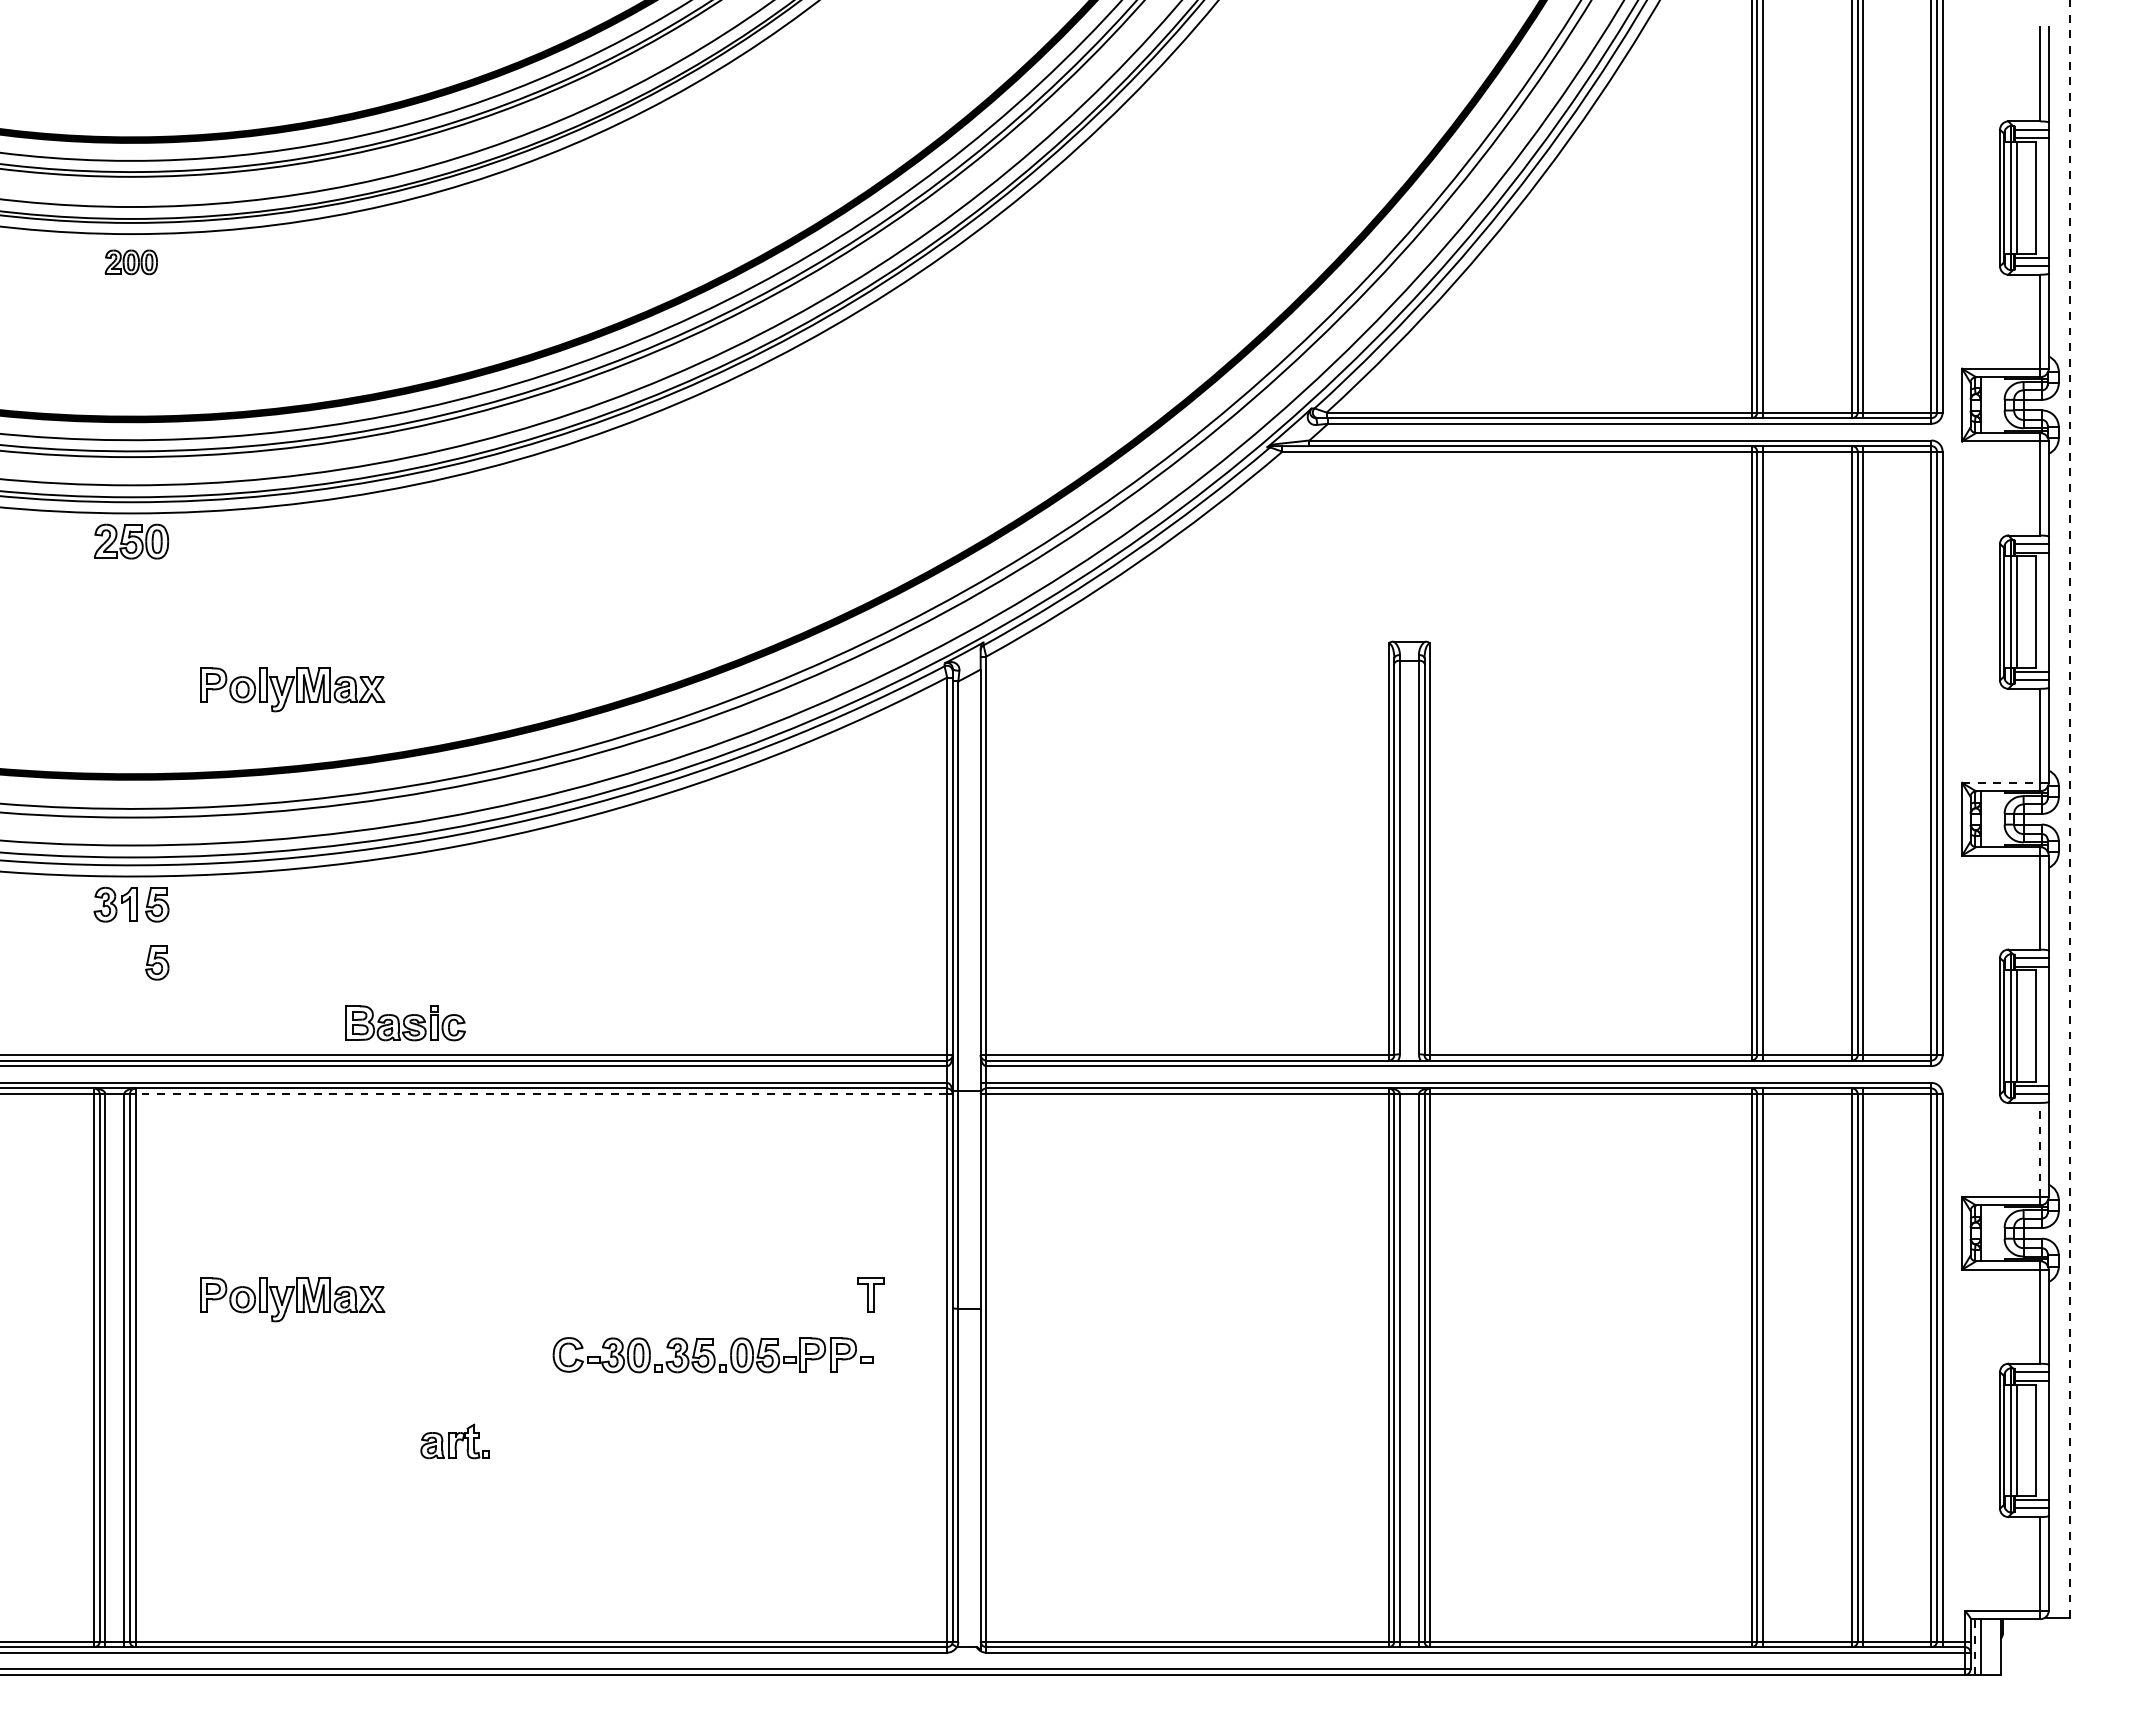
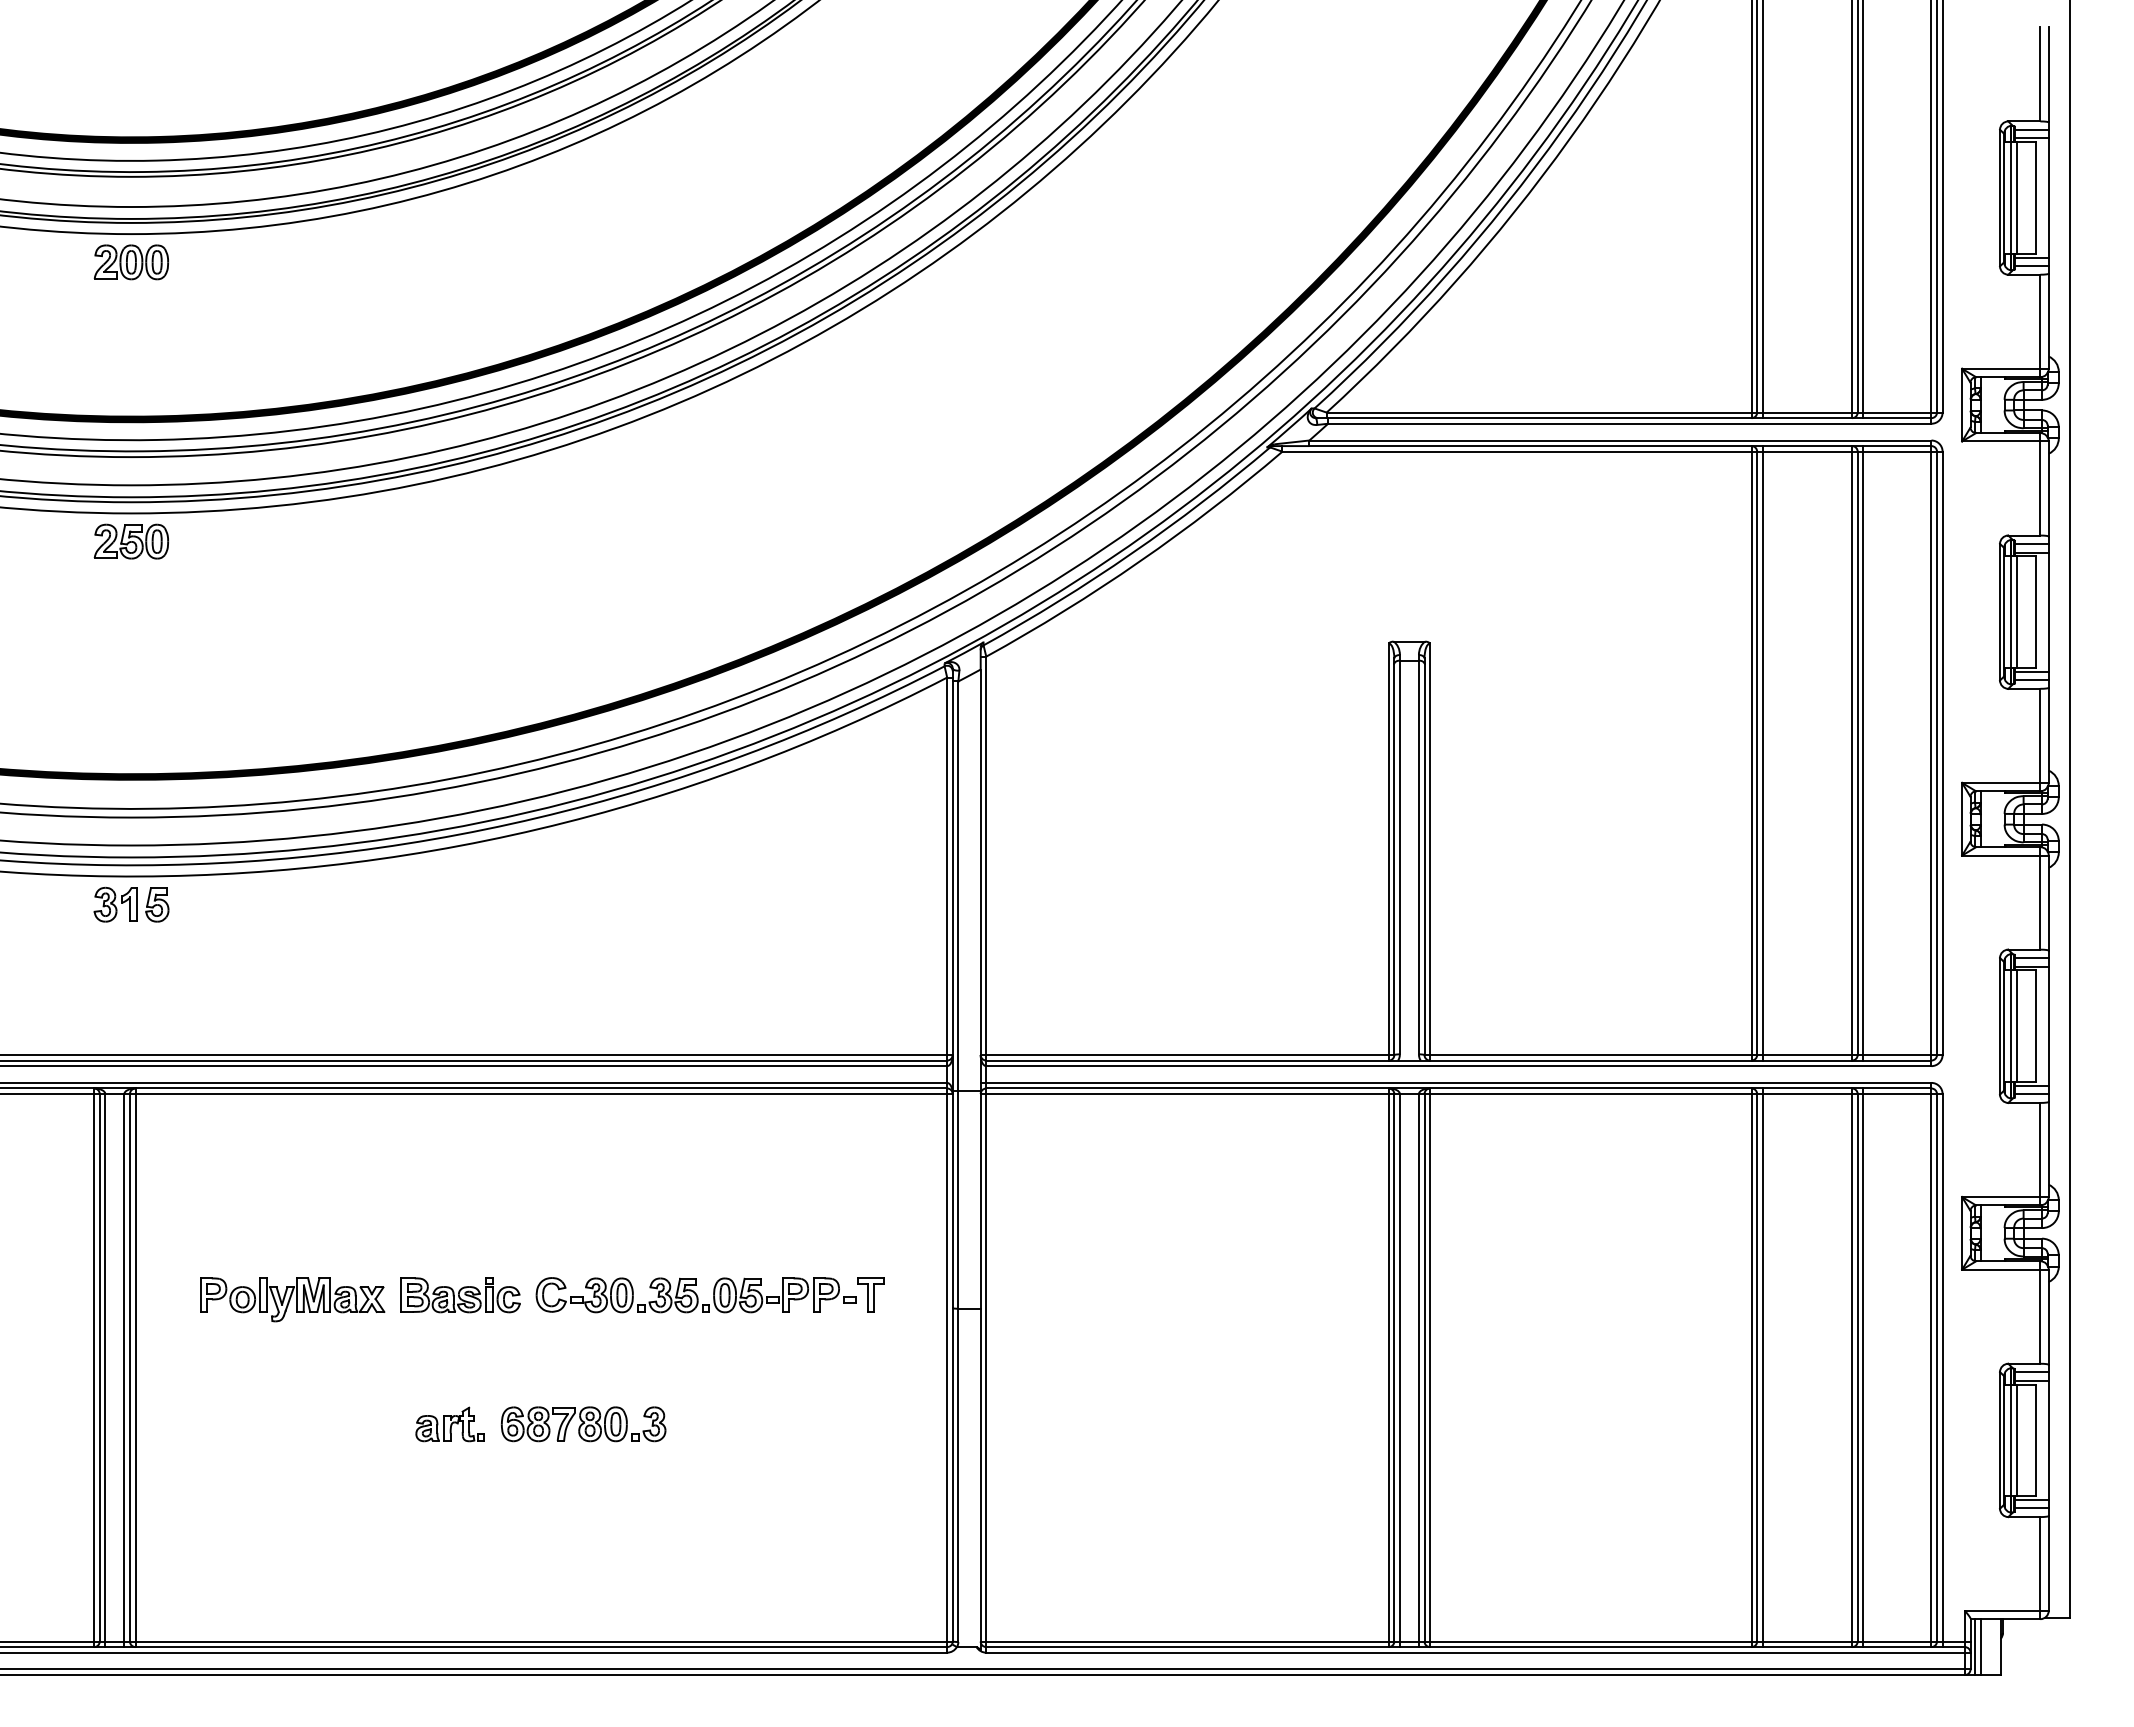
part size: 54x27 px -> 76x37 px (130, 262)
part: present -> none (292, 689)
line: dashed -> solid (2001, 782)
line: dashed -> solid (2069, 809)
part: present -> none (157, 962)
part position: (405, 1023) -> (460, 1295) (460, 1295)
line: dashed -> solid (541, 1094)
line: dashed -> solid (2040, 1149)
part position: (712, 1355) -> (695, 1295) (695, 1295)
part: none -> present (583, 1424)
part position: (454, 1441) -> (449, 1424) (449, 1424)
line: dashed -> solid (1975, 1647)
